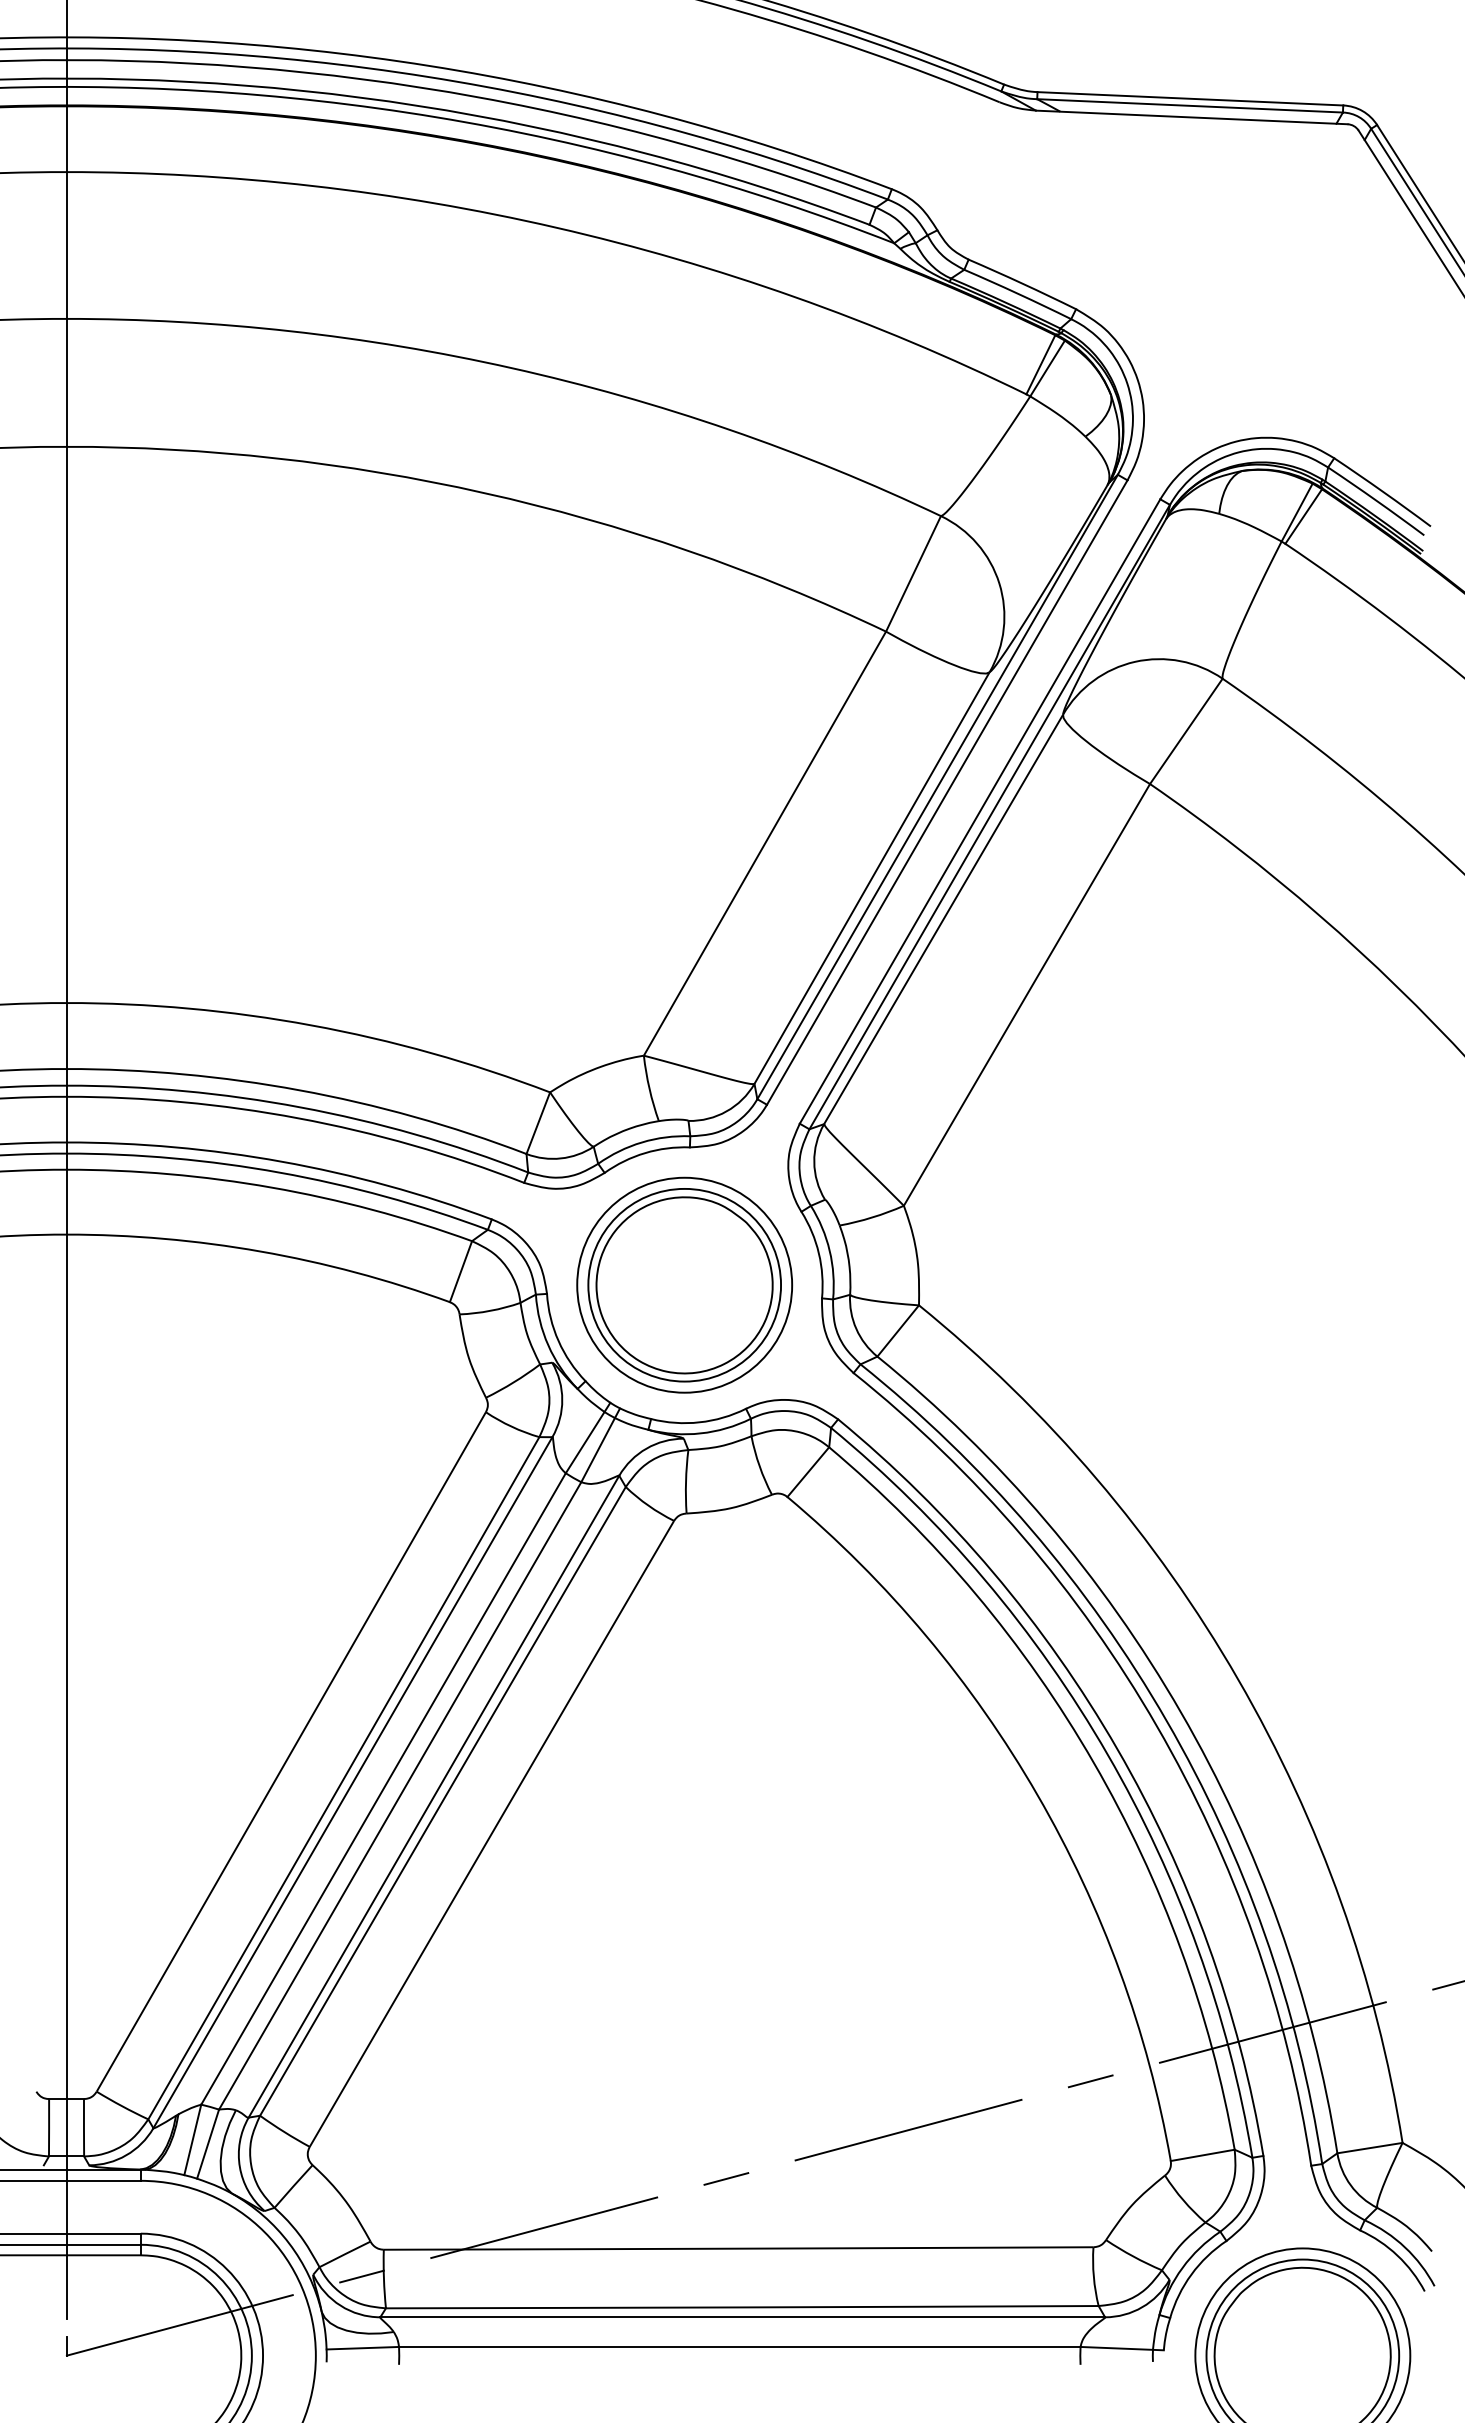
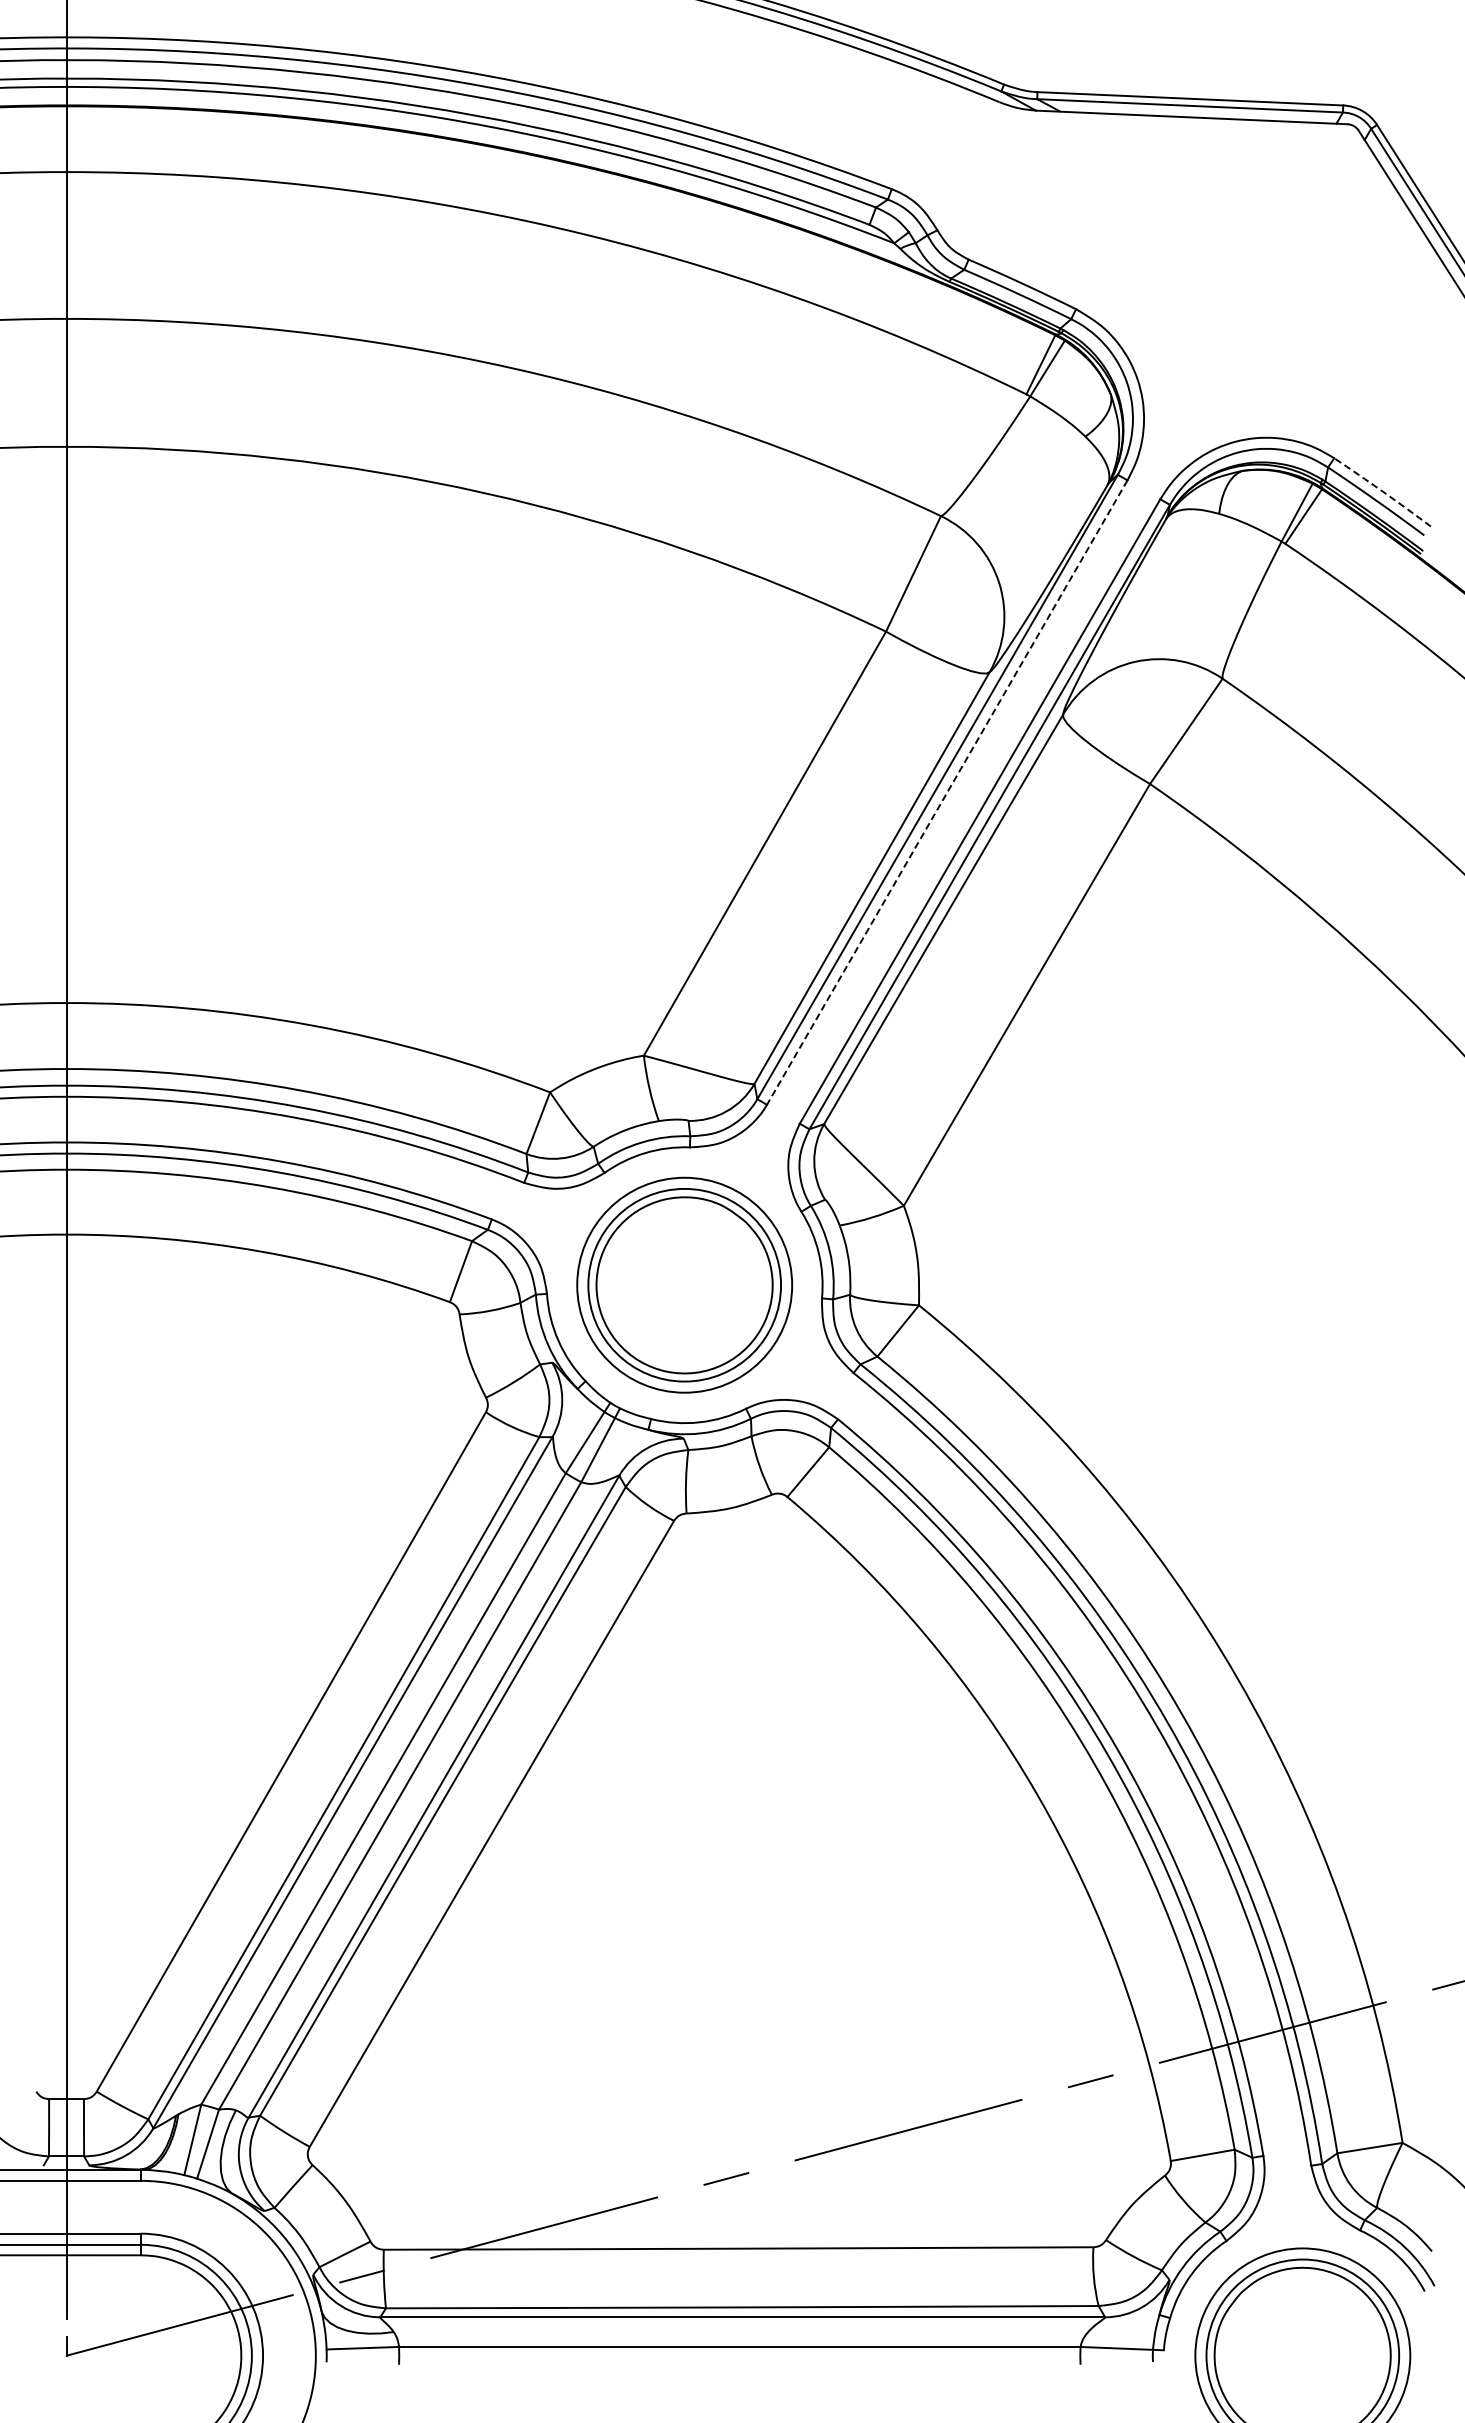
arc: solid -> dashed (1383, 491)
line: solid -> dashed (947, 792)
